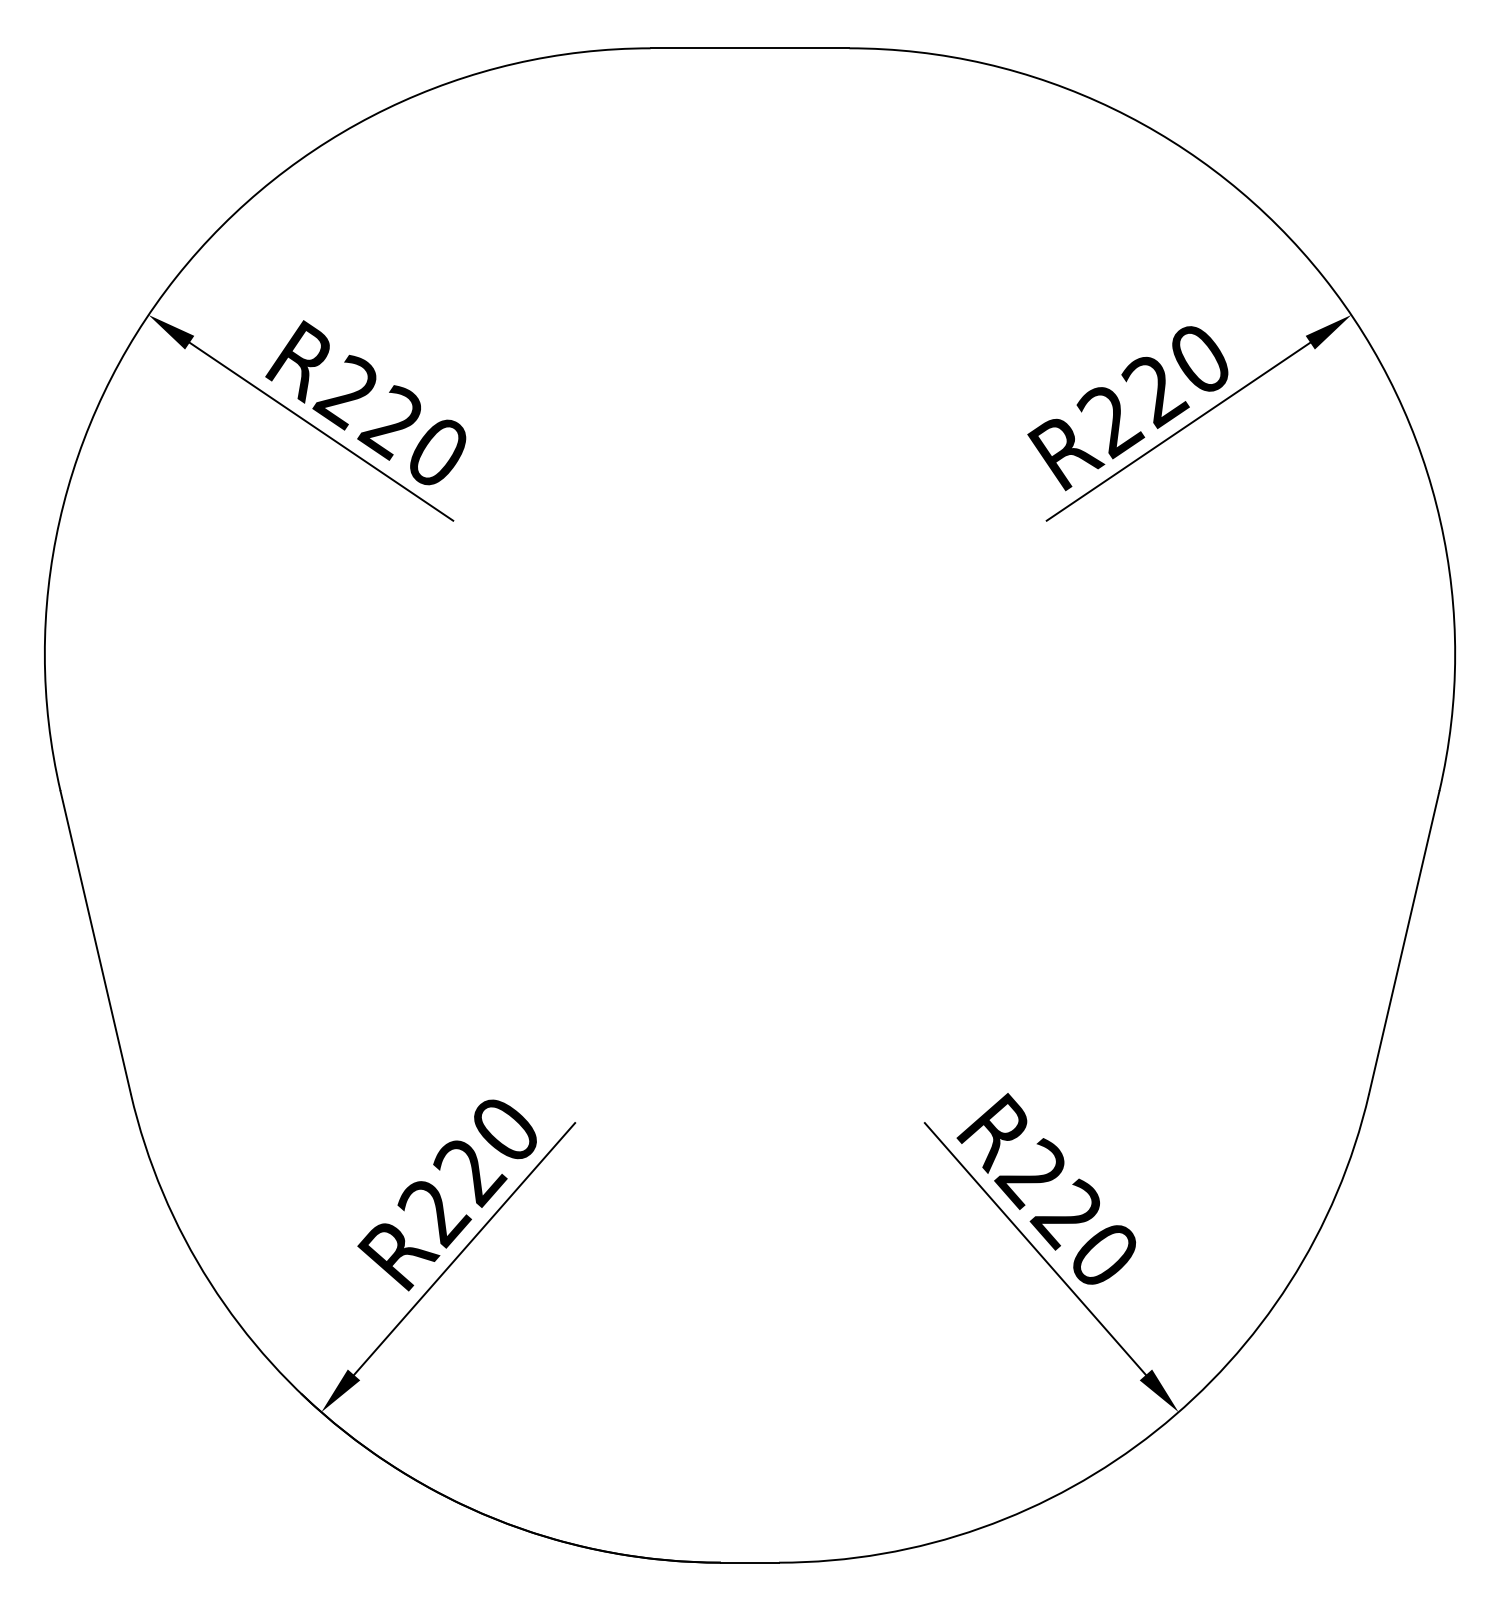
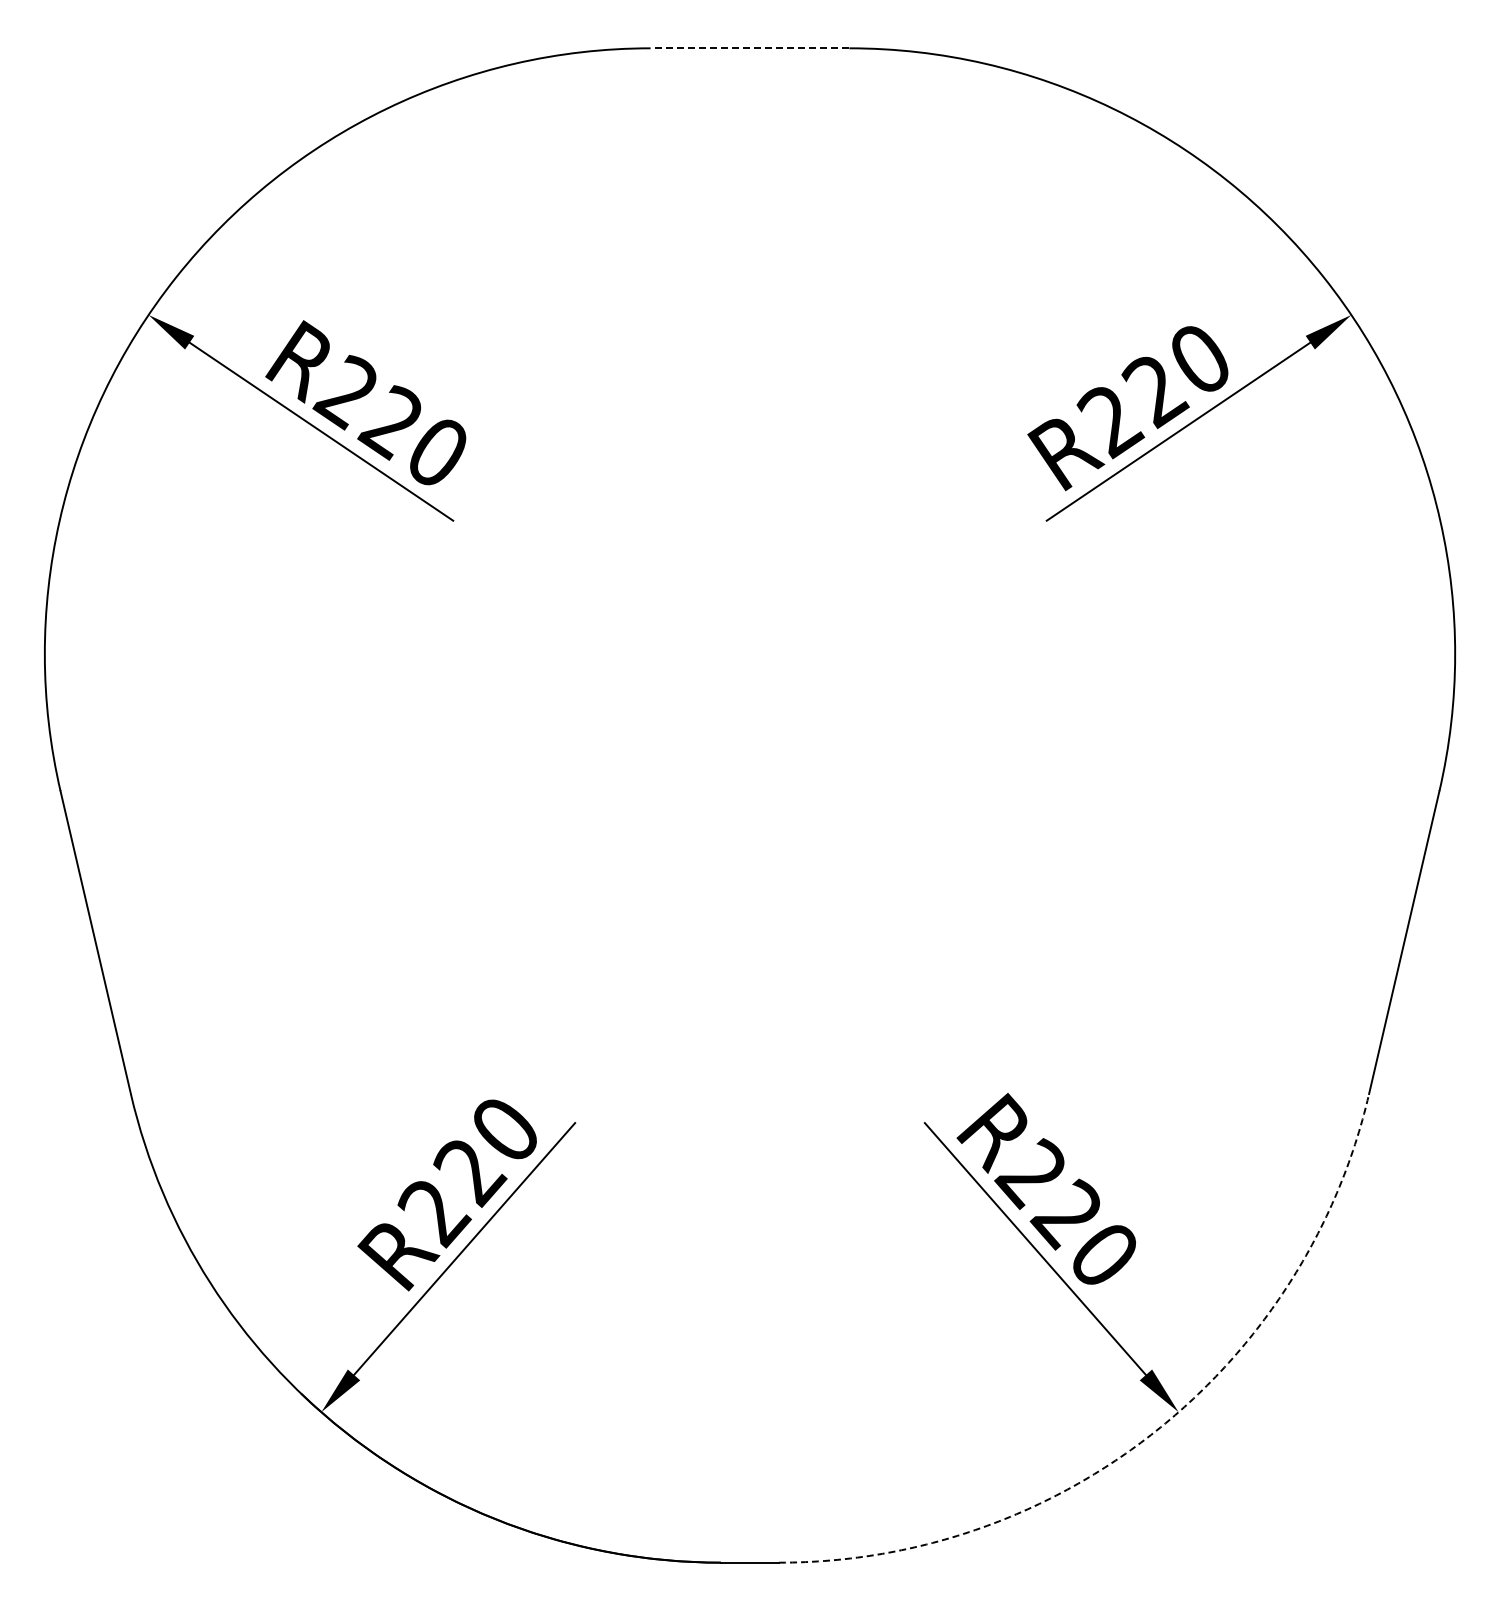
line: solid -> dashed (749, 48)
arc: solid -> dashed (1155, 1431)
